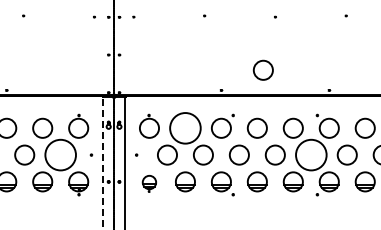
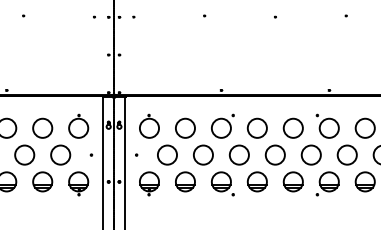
circle: present -> none (262, 69)
circle diameter: 31 px -> 19 px (185, 127)
circle diameter: 31 px -> 19 px (60, 154)
circle diameter: 31 px -> 19 px (310, 154)
line: dashed -> solid (102, 162)
part size: 16x18 px -> 21x26 px (149, 183)
